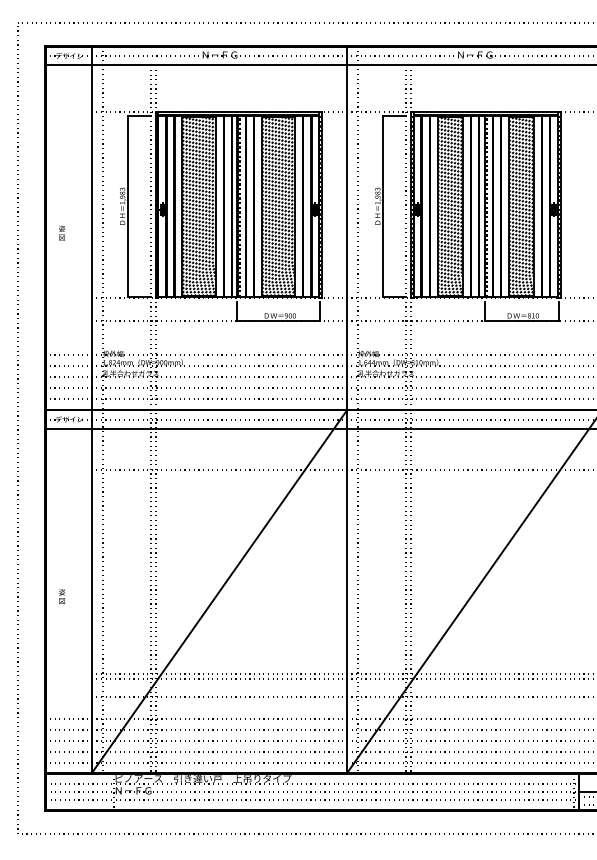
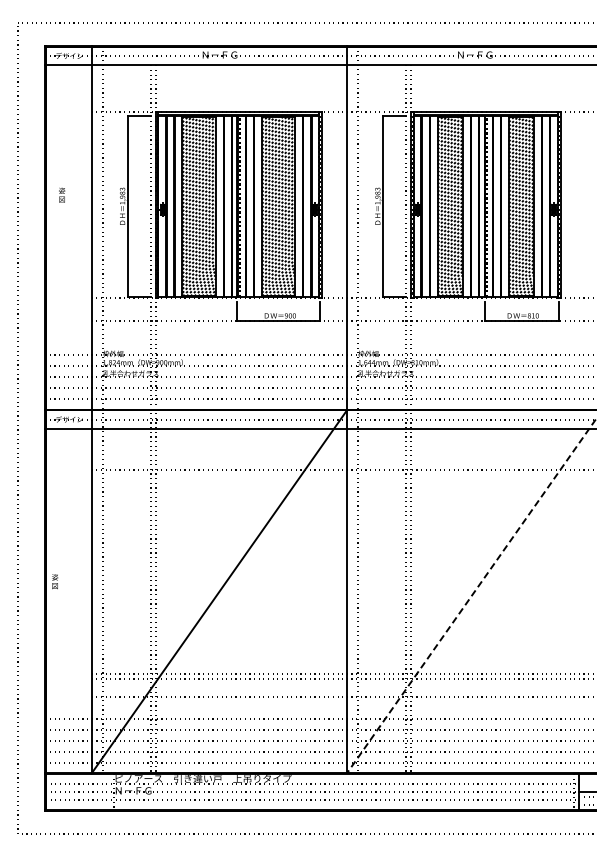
text position: (62, 232) -> (62, 194) (62, 194)
text position: (62, 596) -> (55, 581) (55, 581)
line: solid -> dashed (471, 596)
